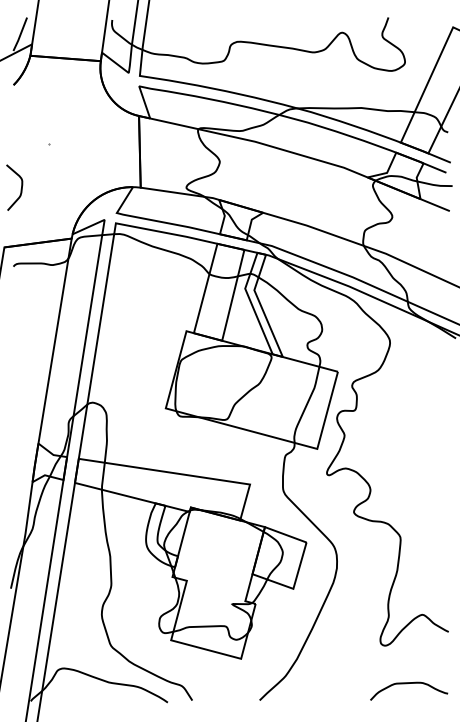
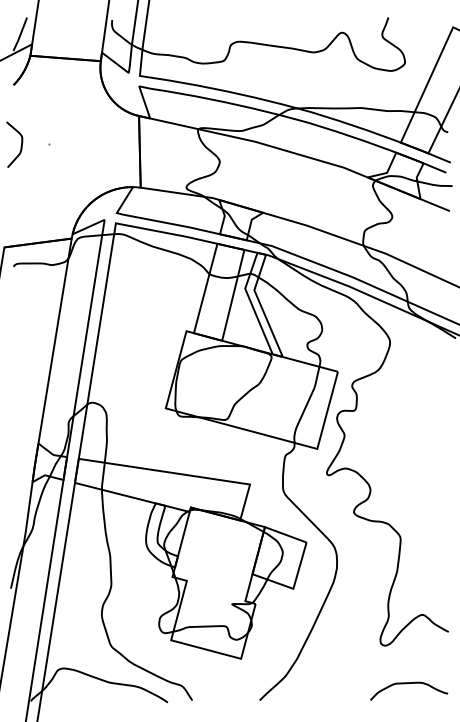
curve position: (20, 189) -> (20, 146) (20, 146)
